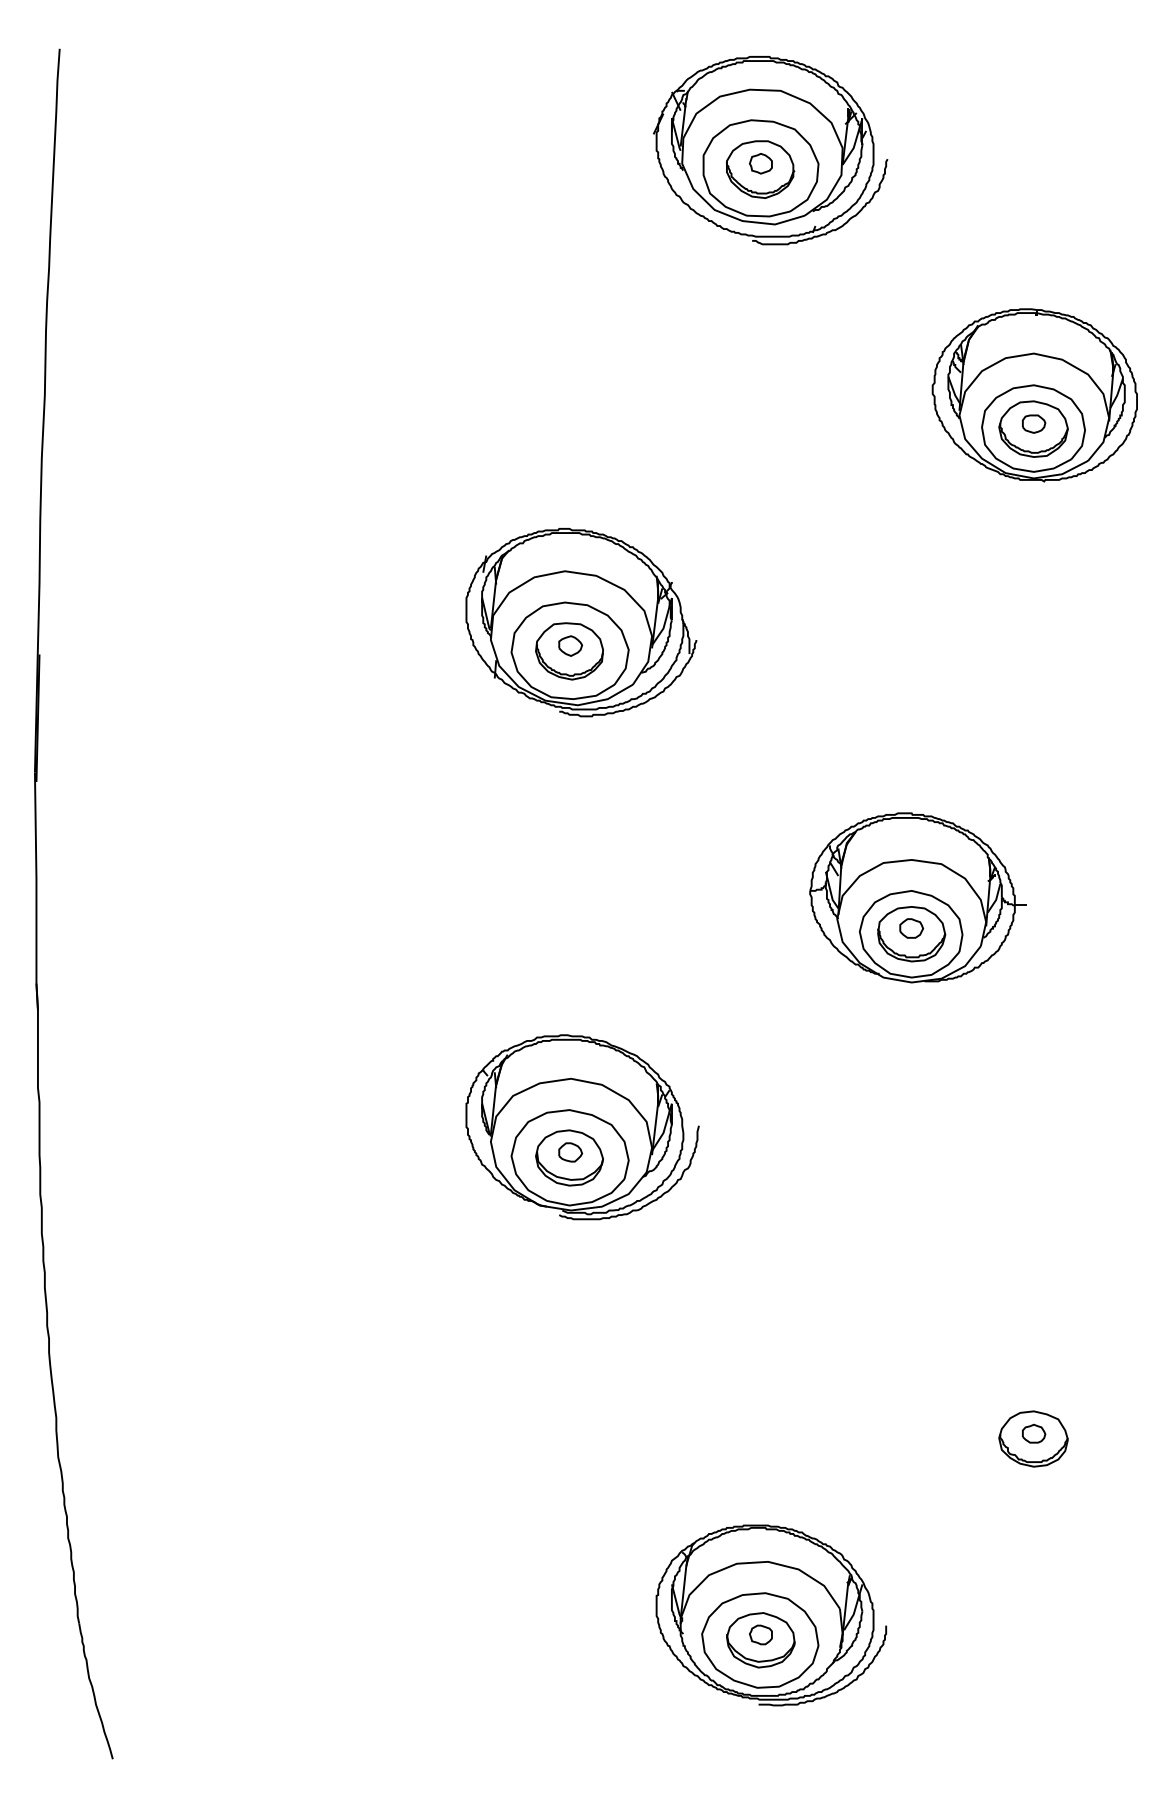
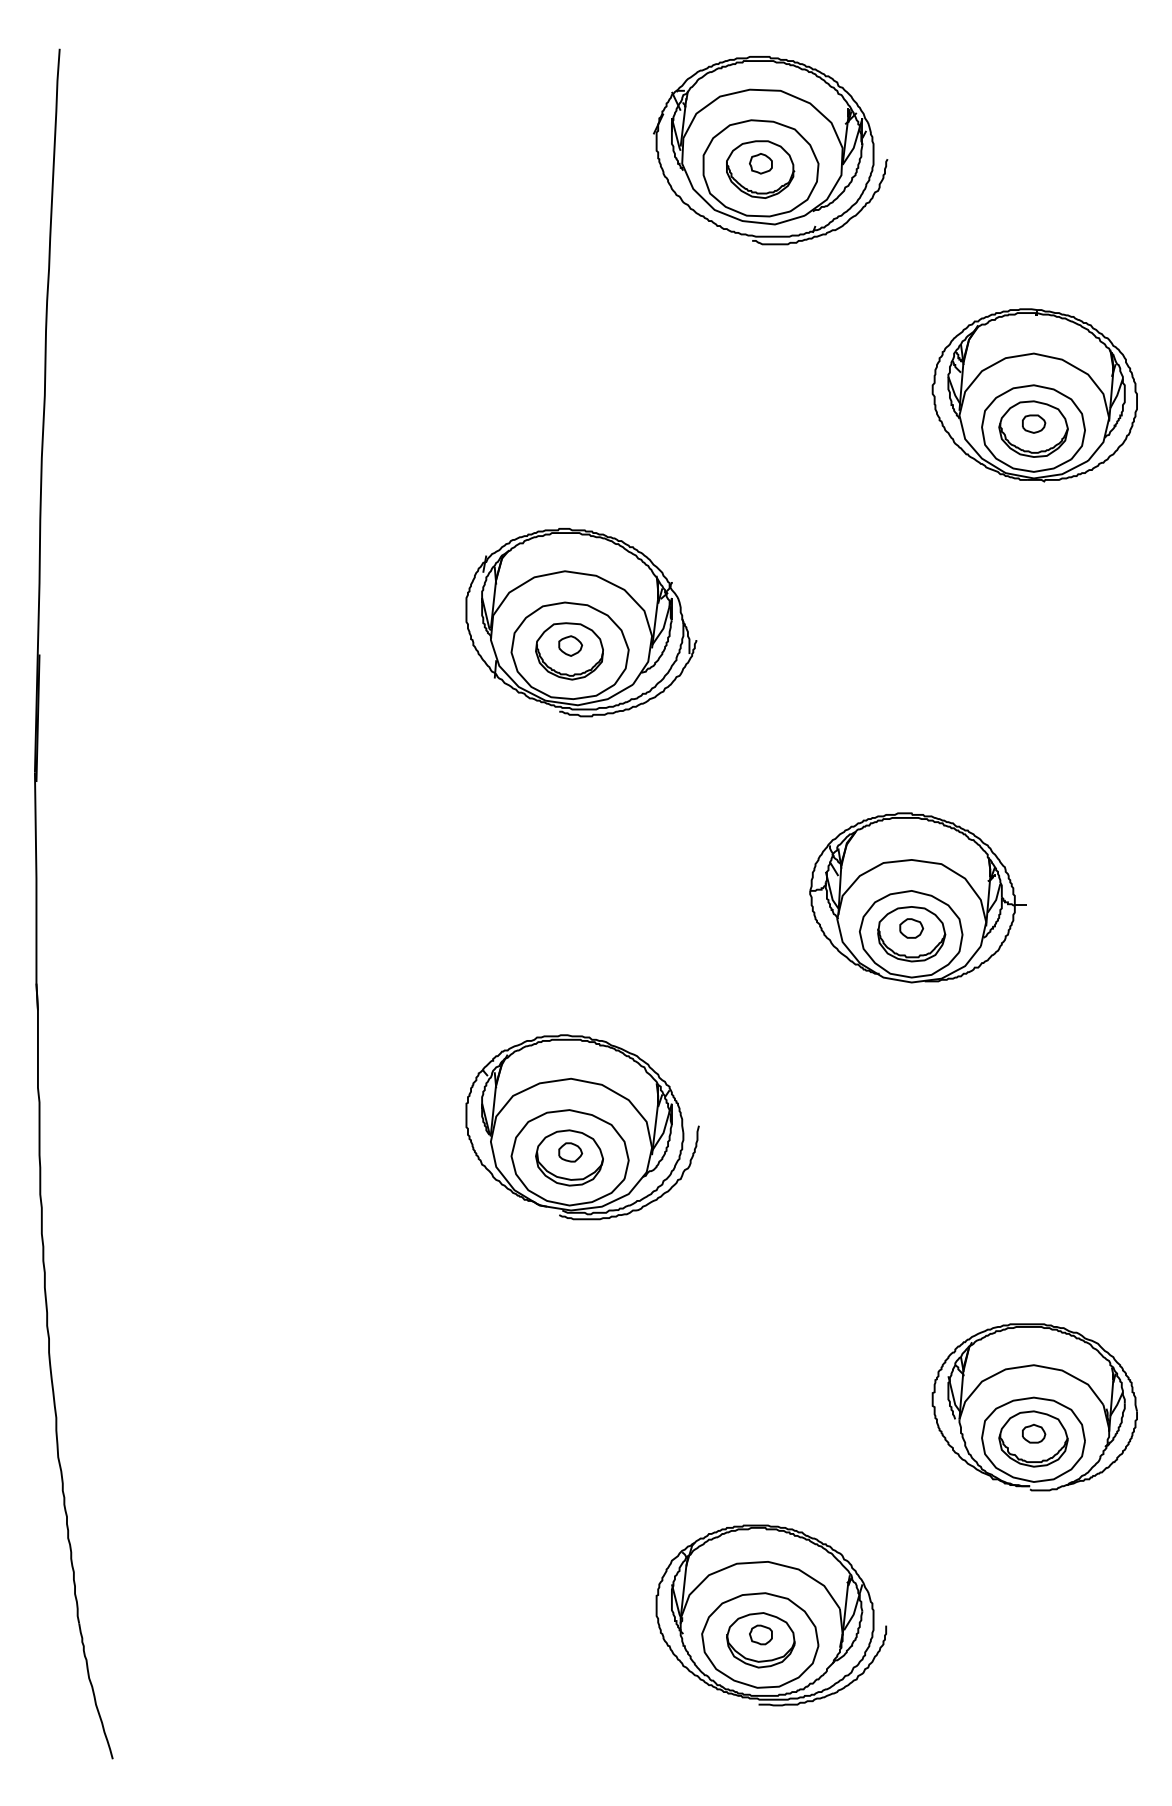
part: none -> present (1034, 1407)
